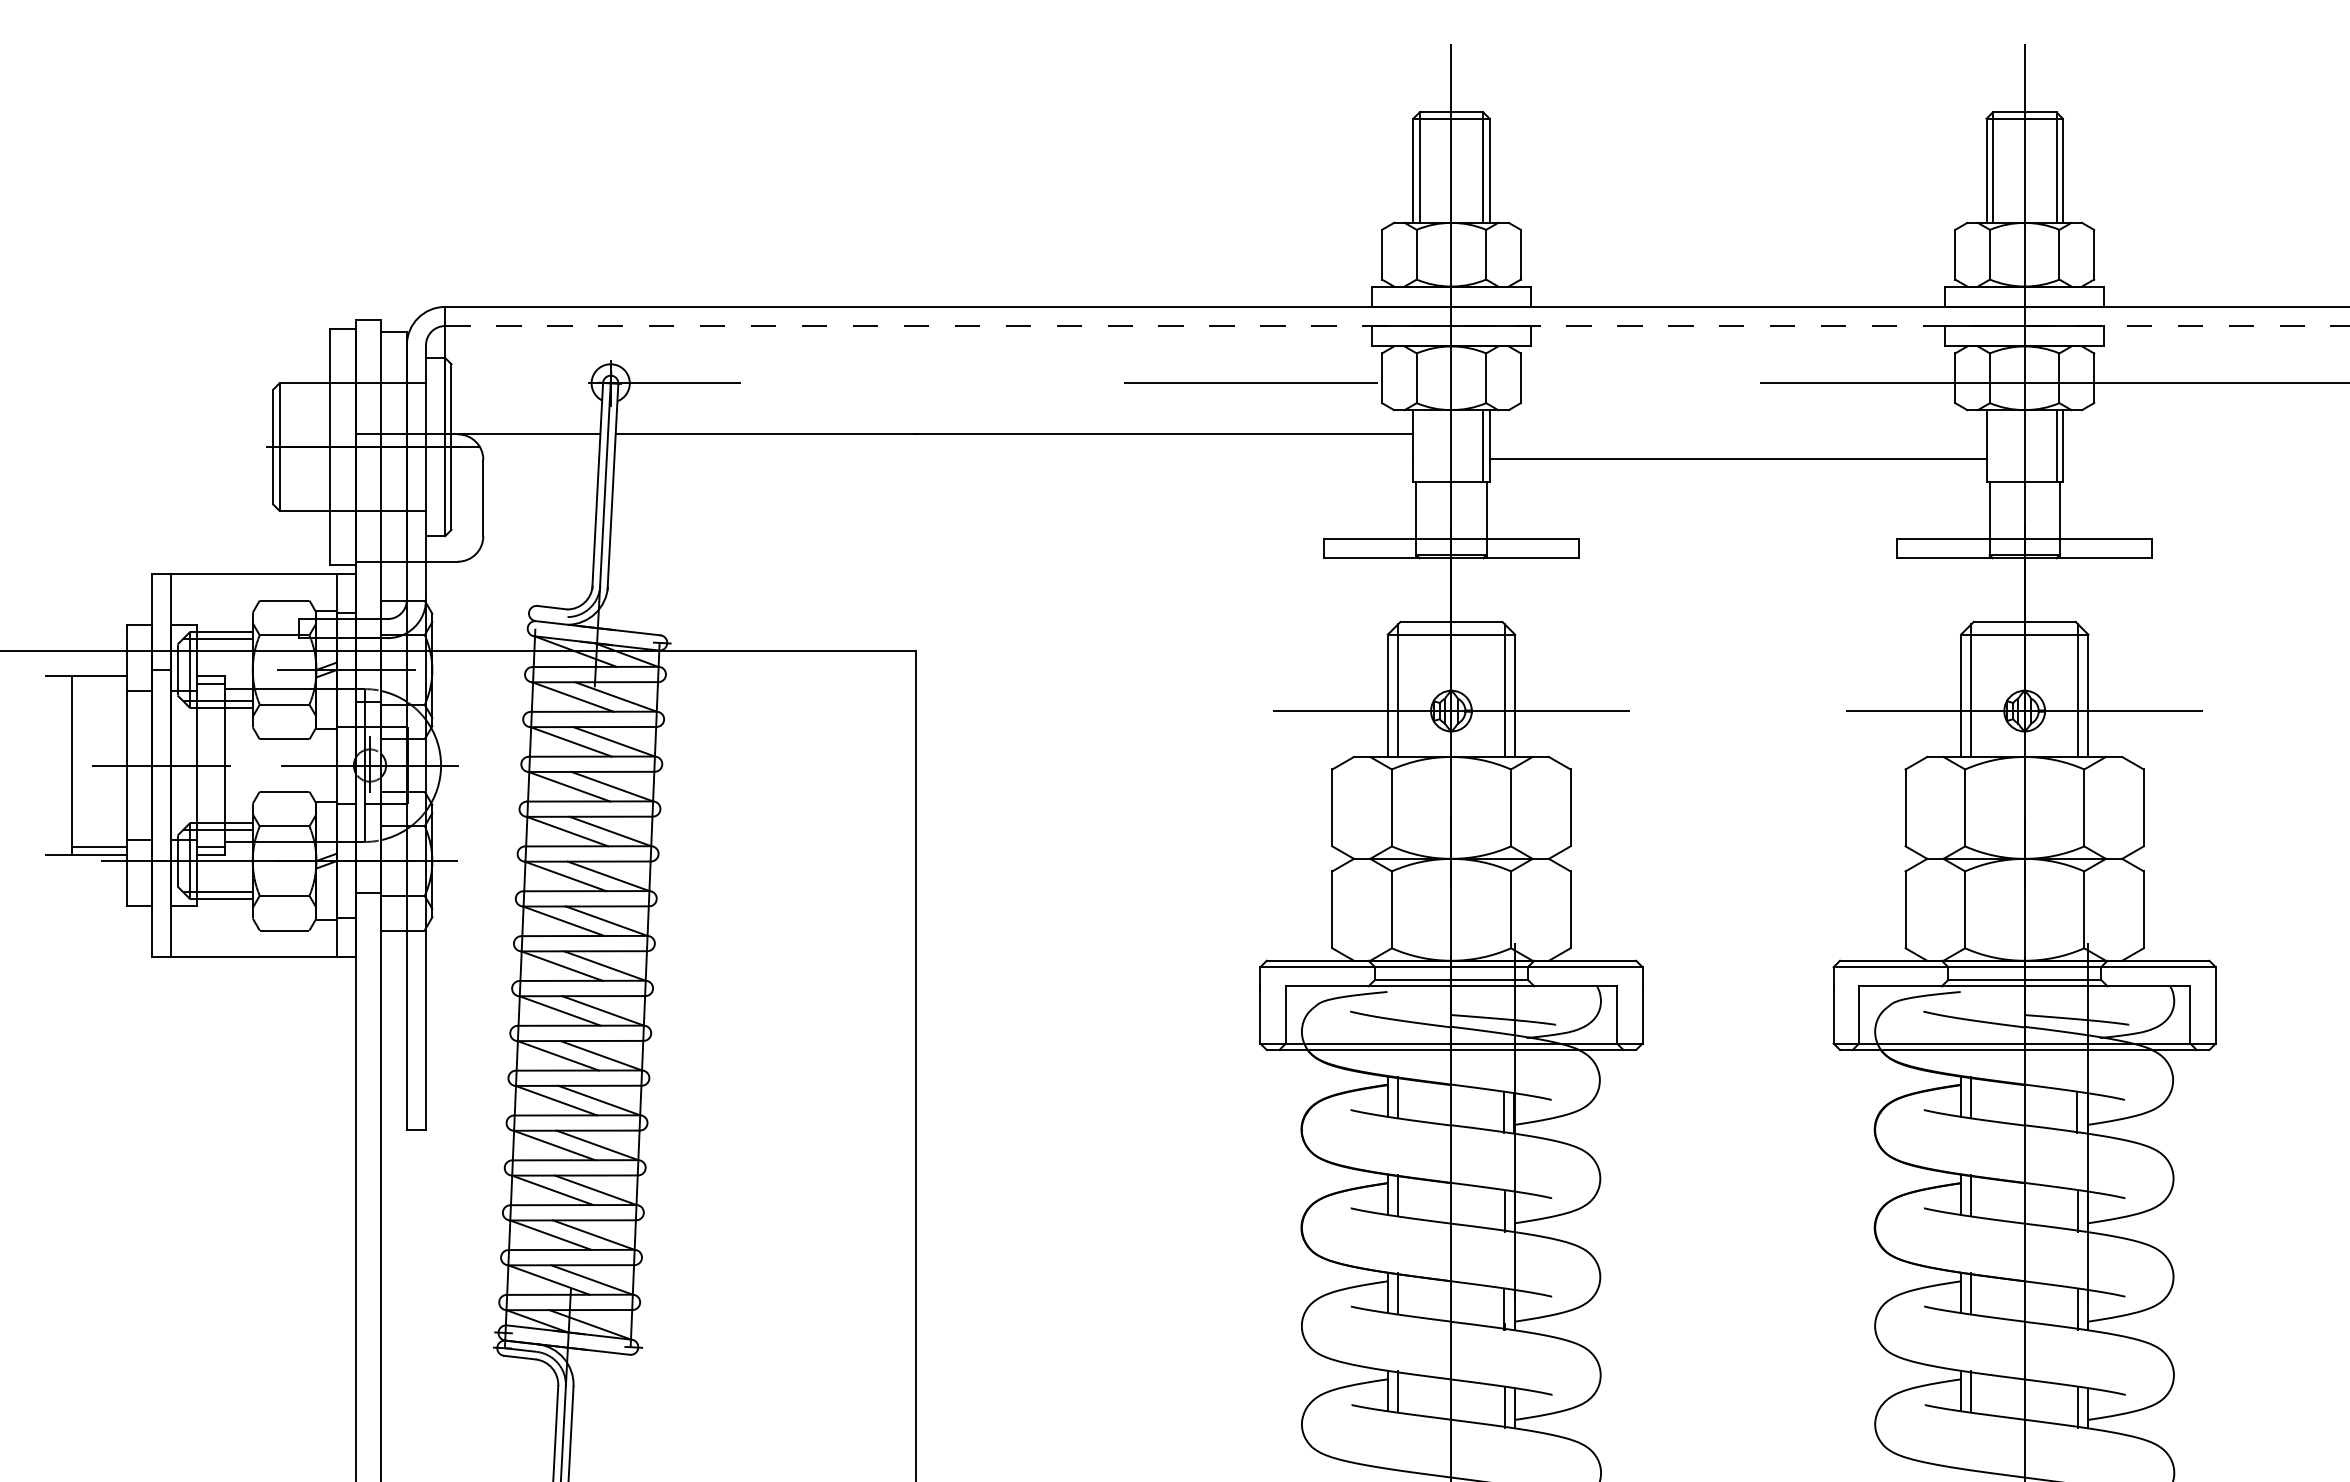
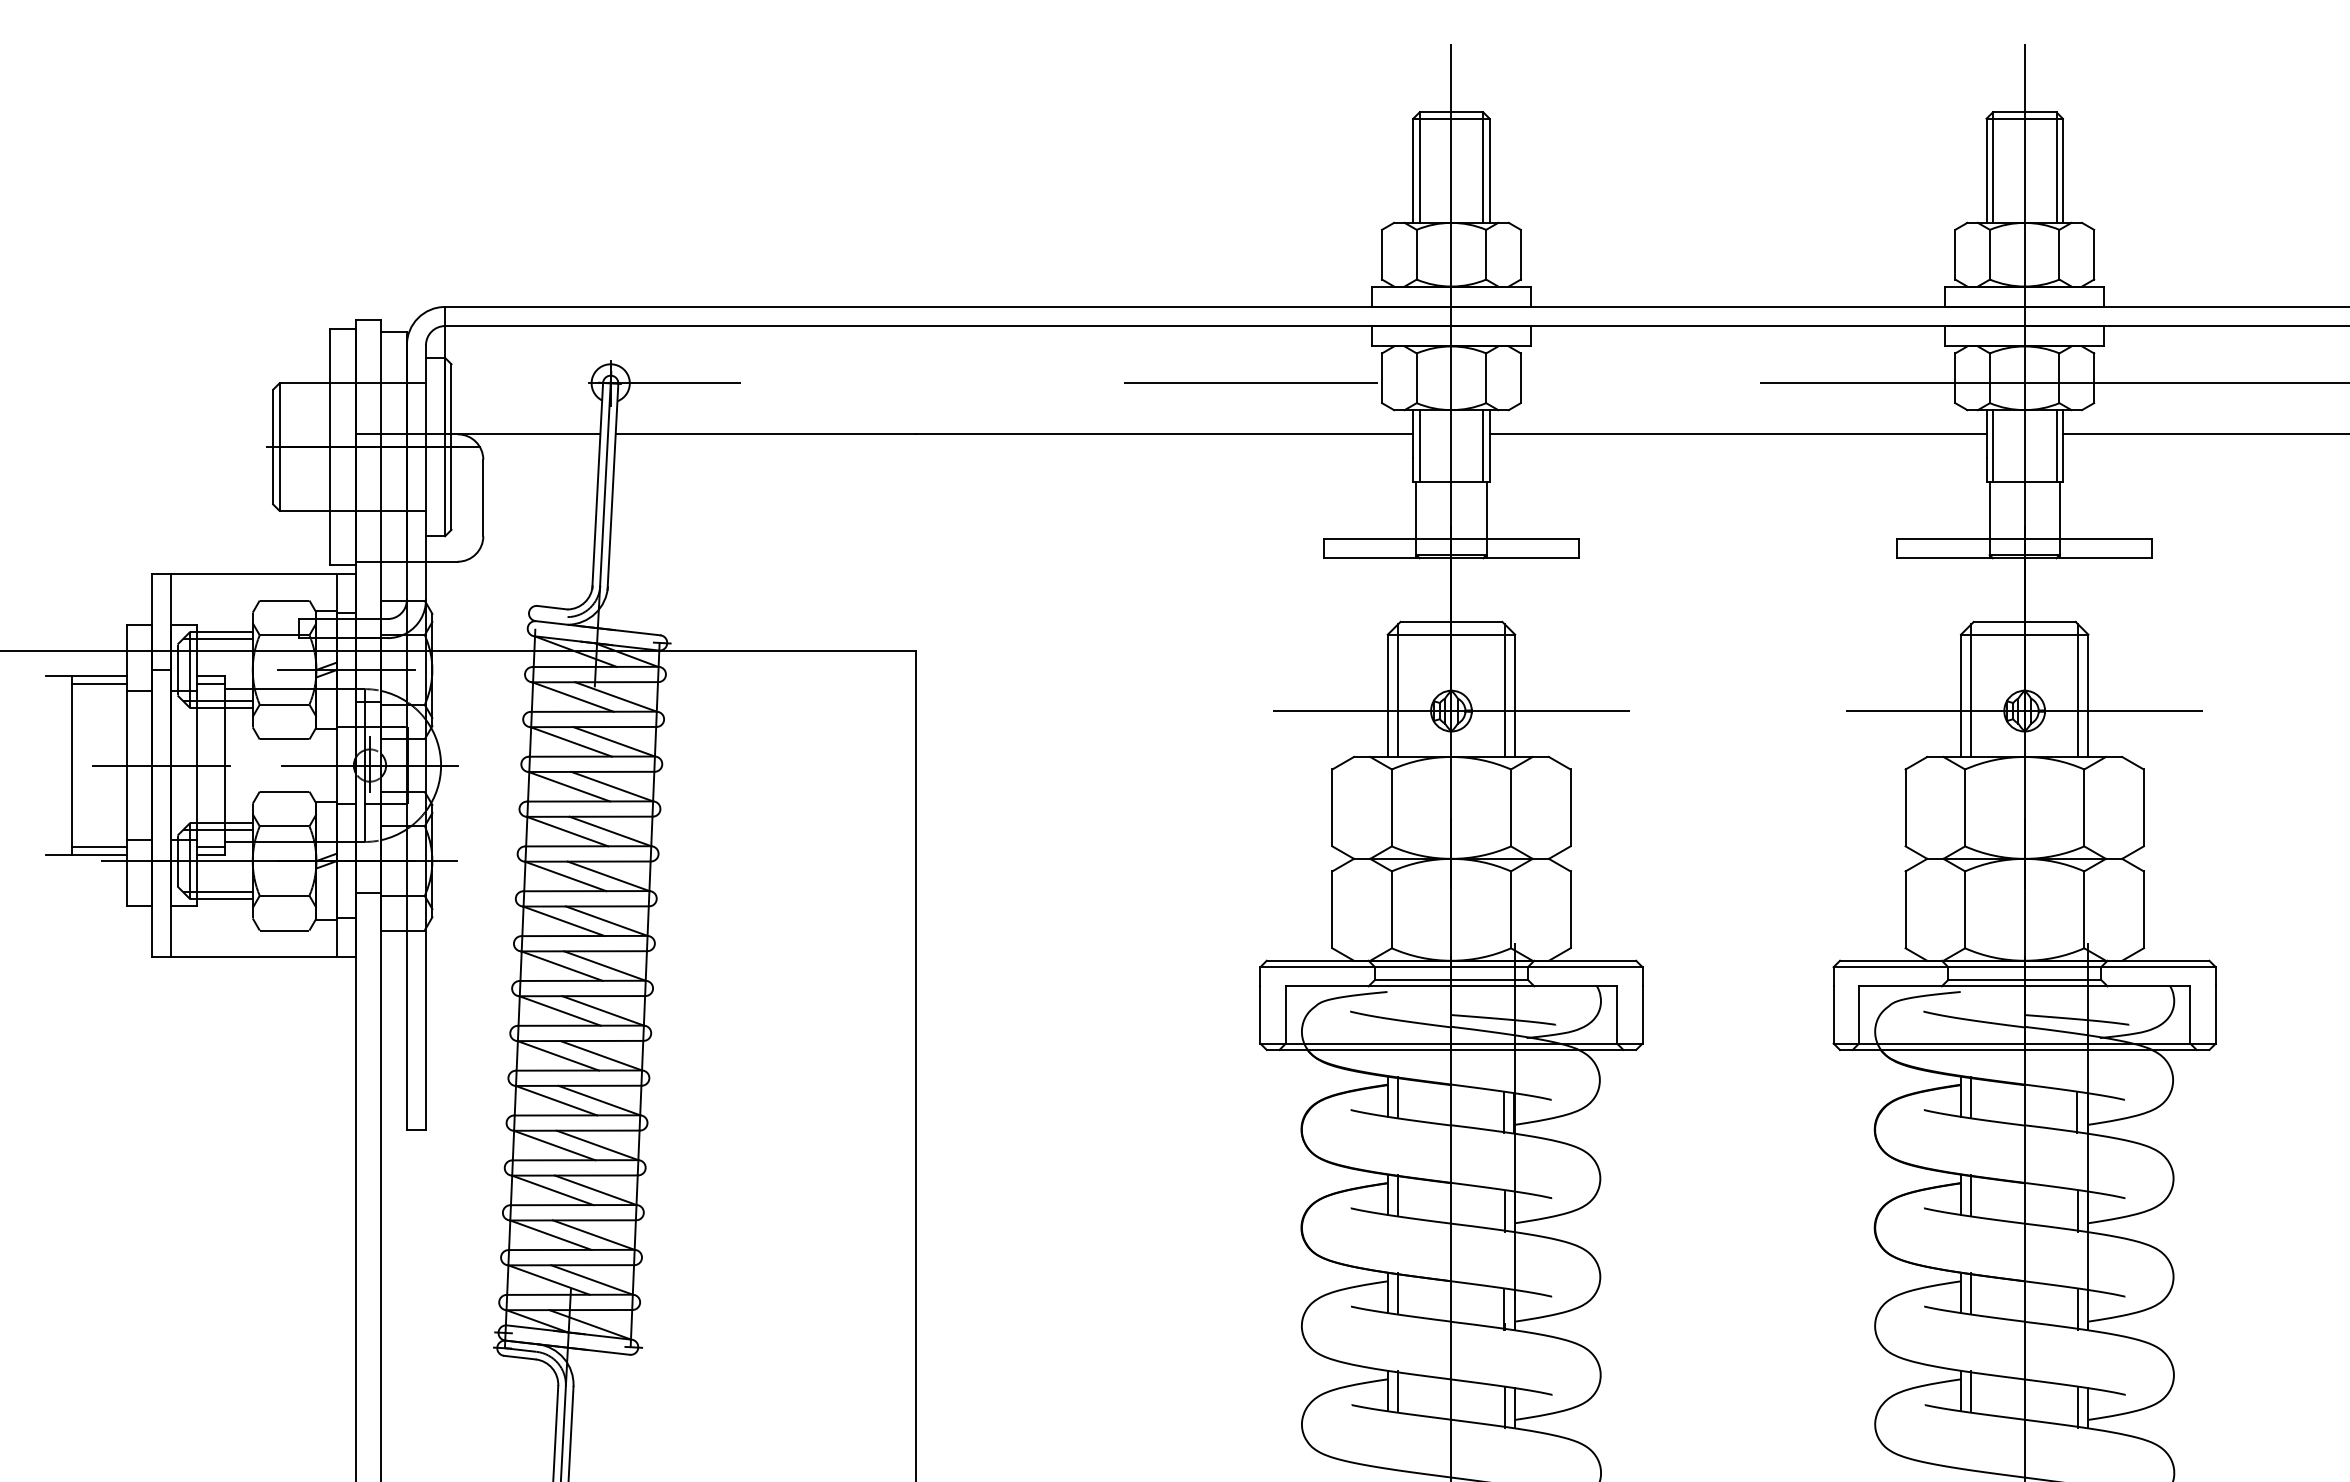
line: dashed -> solid (1396, 326)
line: none -> present (2204, 434)
line: none -> present (1419, 445)
line: none -> present (1992, 445)
line position: (1737, 459) -> (1737, 434) (1737, 434)
line: none -> present (98, 684)
